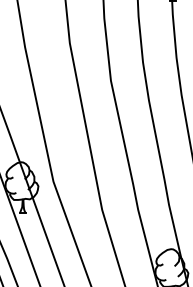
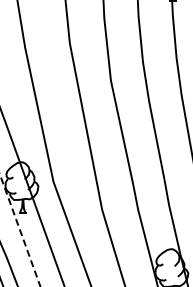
line: solid -> dashed (20, 230)
